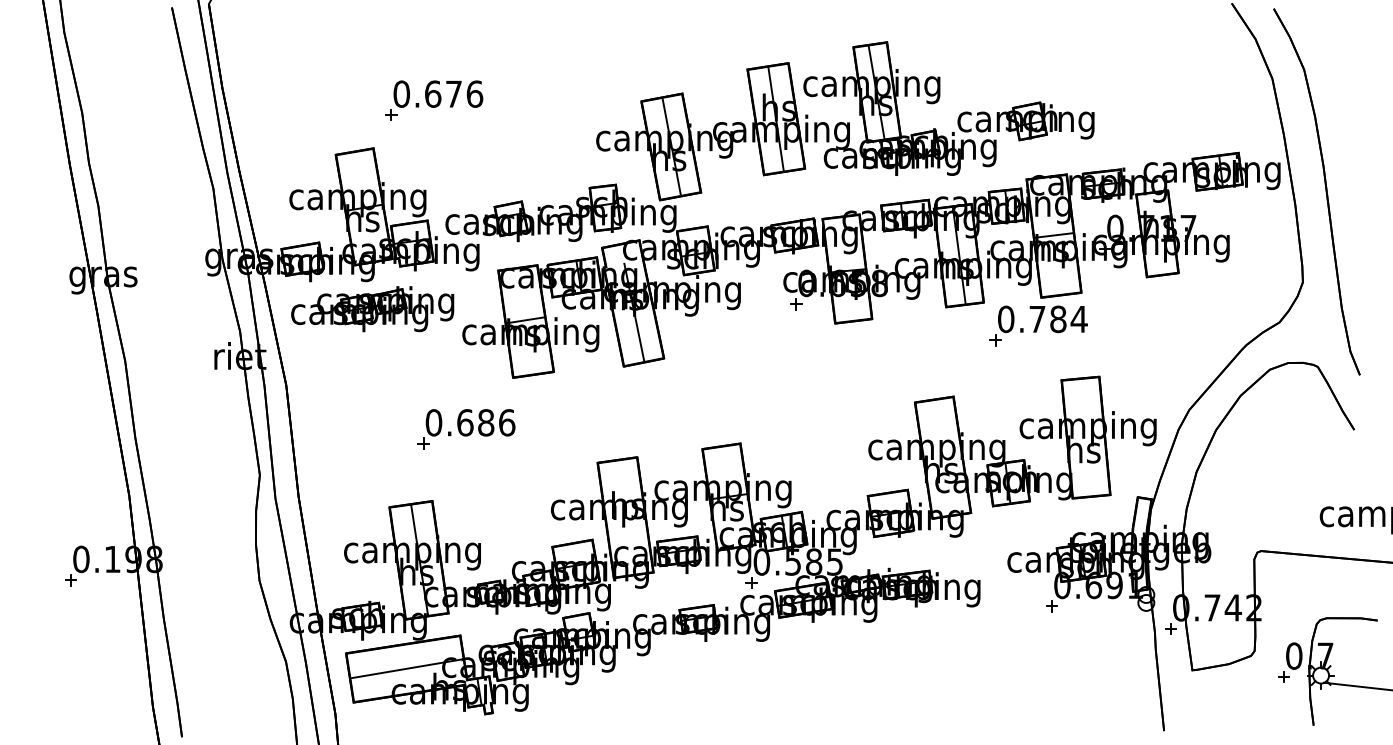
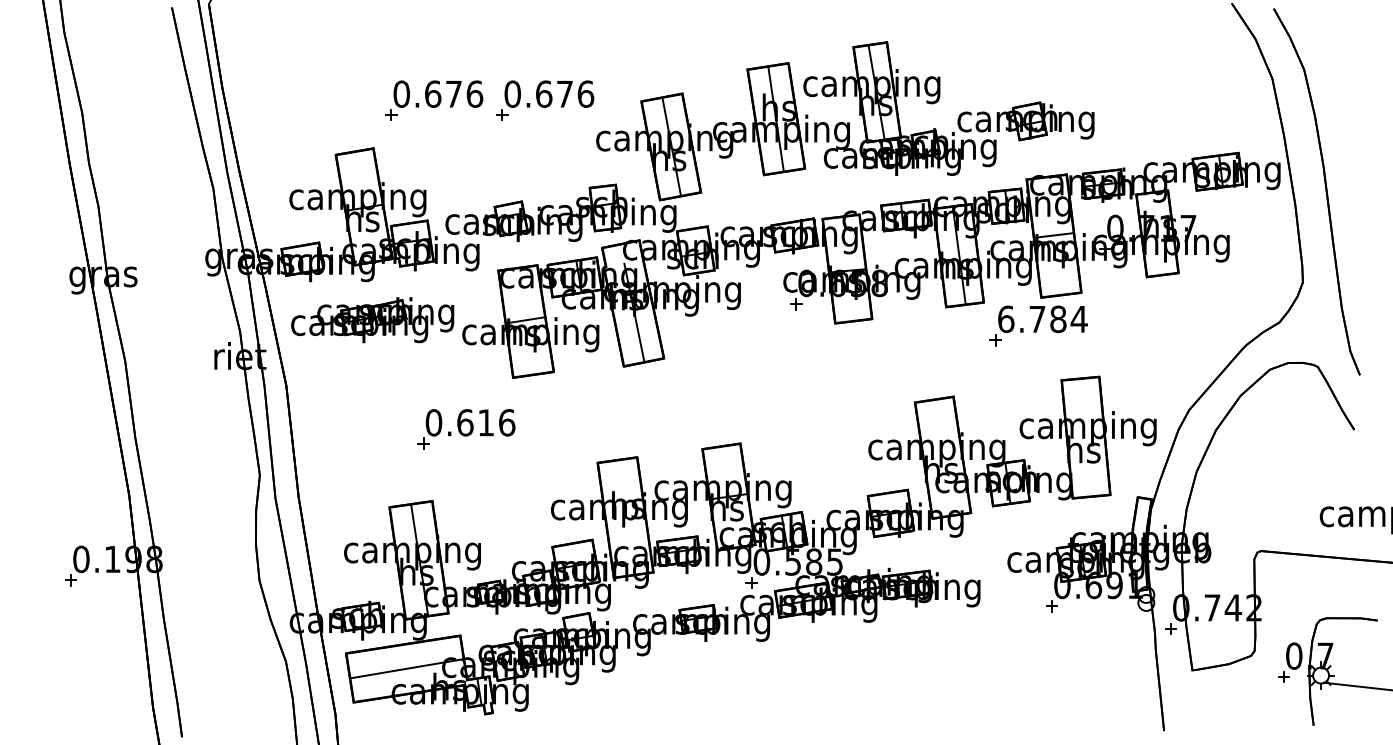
part: none -> present (545, 100)
part position: (372, 309) -> (372, 320) (372, 320)
text: 0.784 -> 6.784 (1006, 318)
text: 0.686 -> 0.616 (486, 422)
